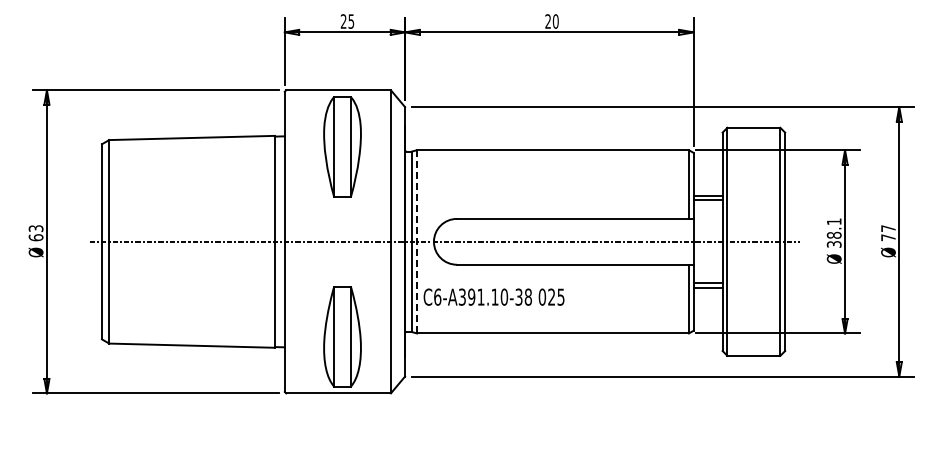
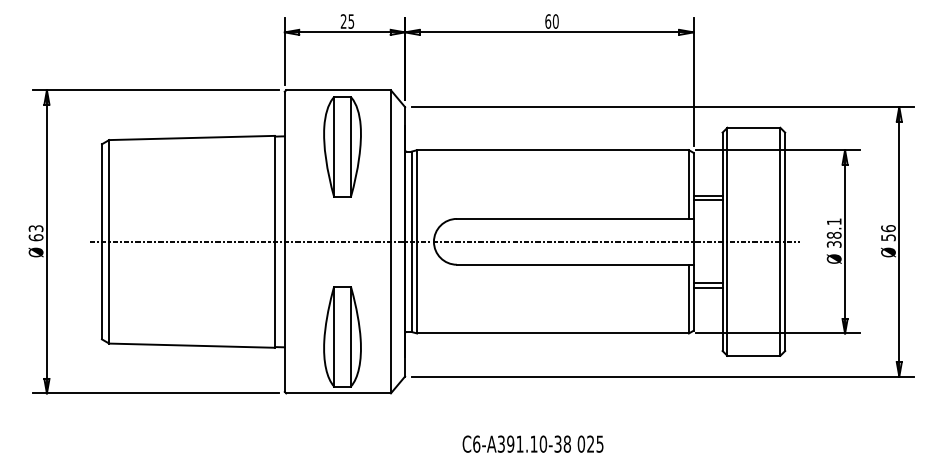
text: 20 -> 60 (548, 21)
text: 77 -> 56 (888, 233)
line: dashed -> solid (417, 241)
text position: (493, 296) -> (532, 443) (532, 443)
